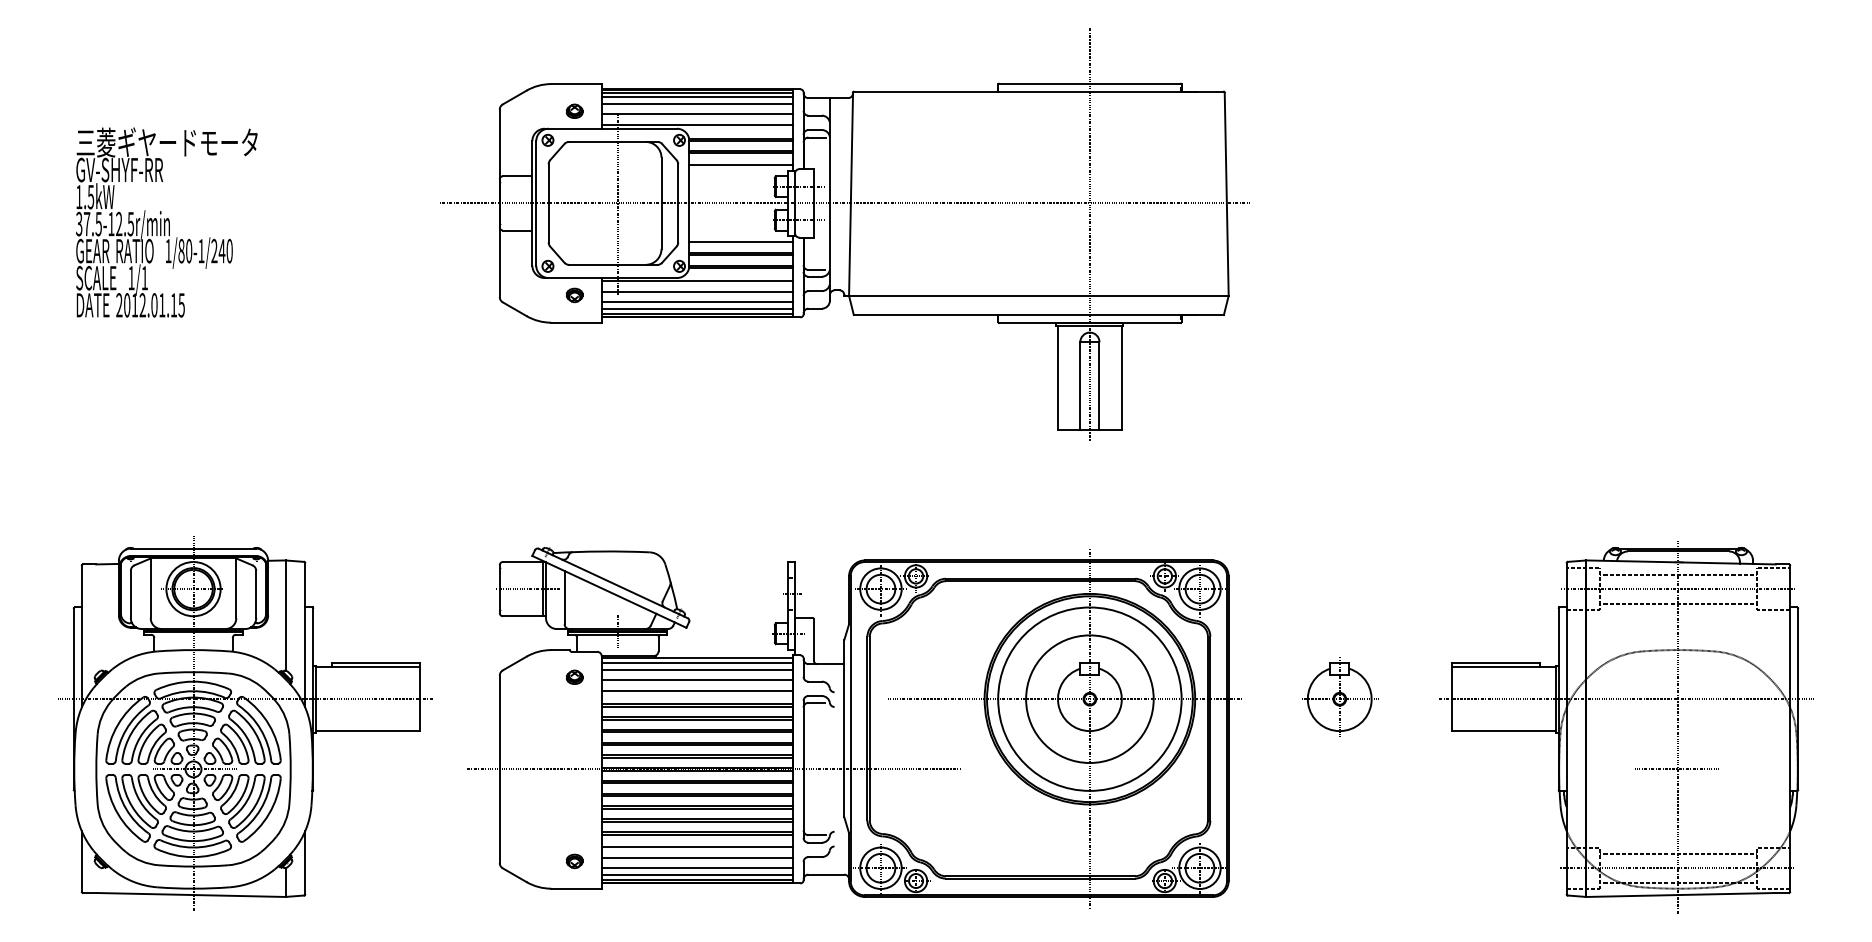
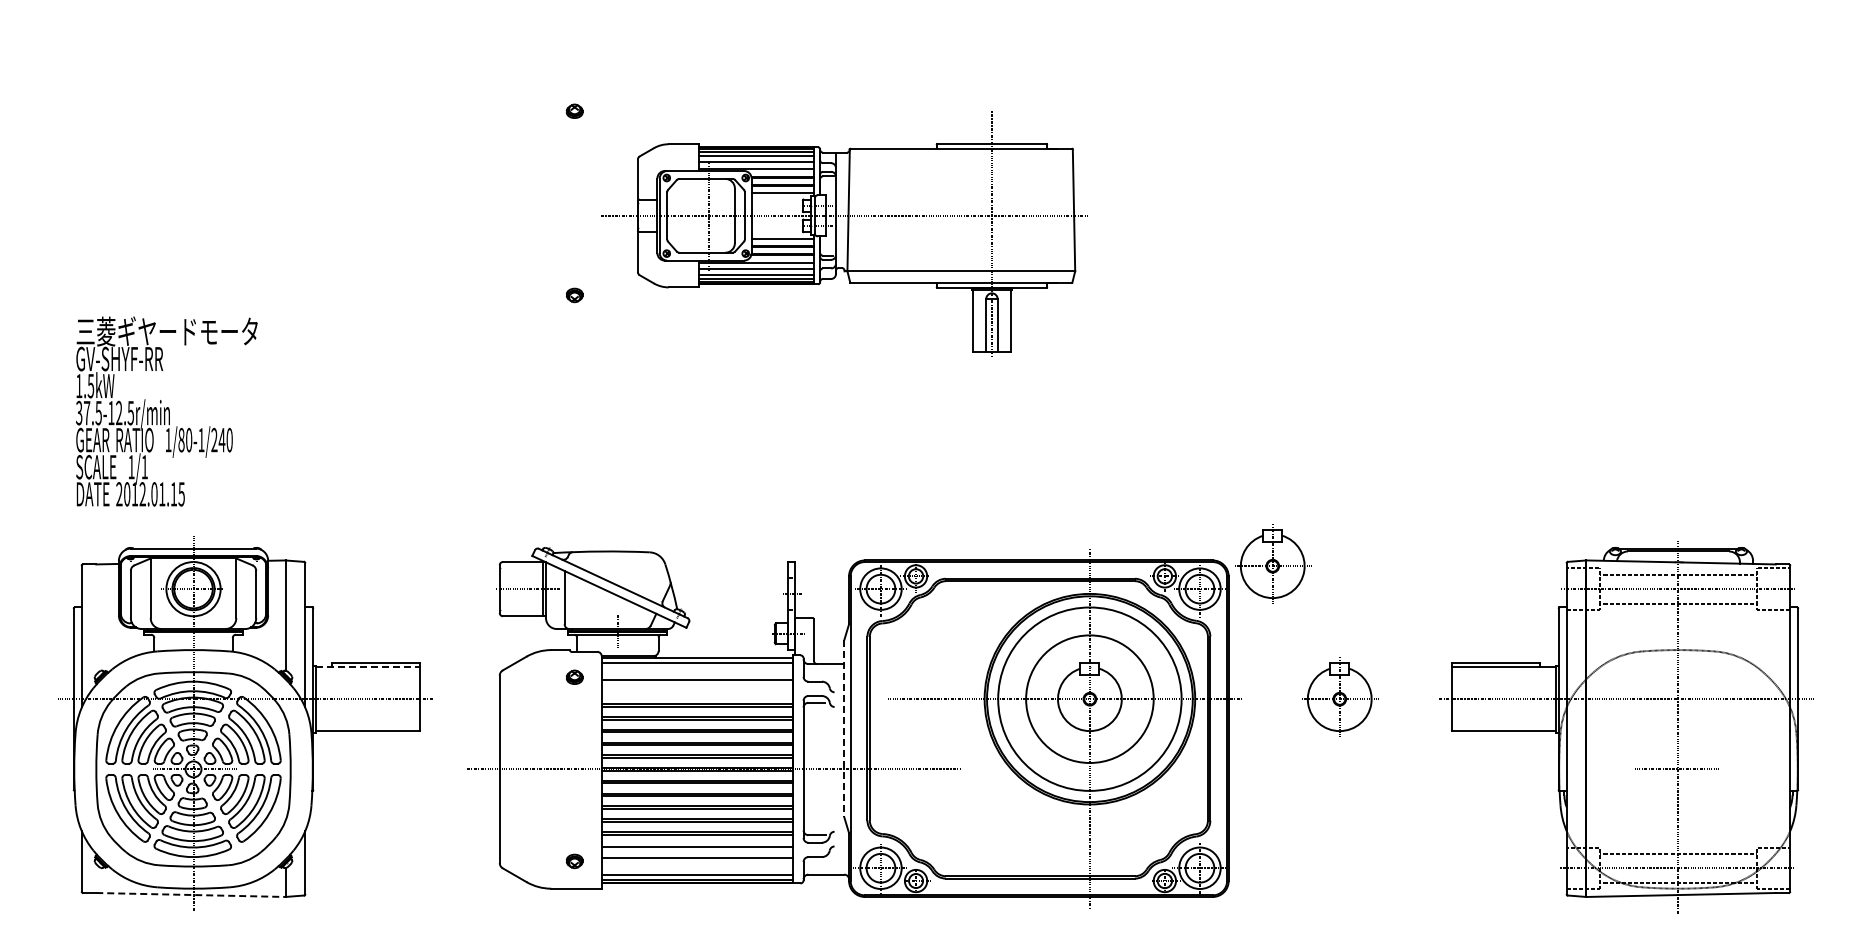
text position: (166, 222) -> (166, 411) (166, 411)
part size: 810x413 px -> 487x246 px (844, 233)
part: none -> present (1273, 563)
line: solid -> dashed (368, 667)
line: present -> none (697, 670)
line: present -> none (697, 691)
line: solid -> dashed (844, 728)
line: present -> none (697, 868)
line: solid -> dashed (191, 894)
